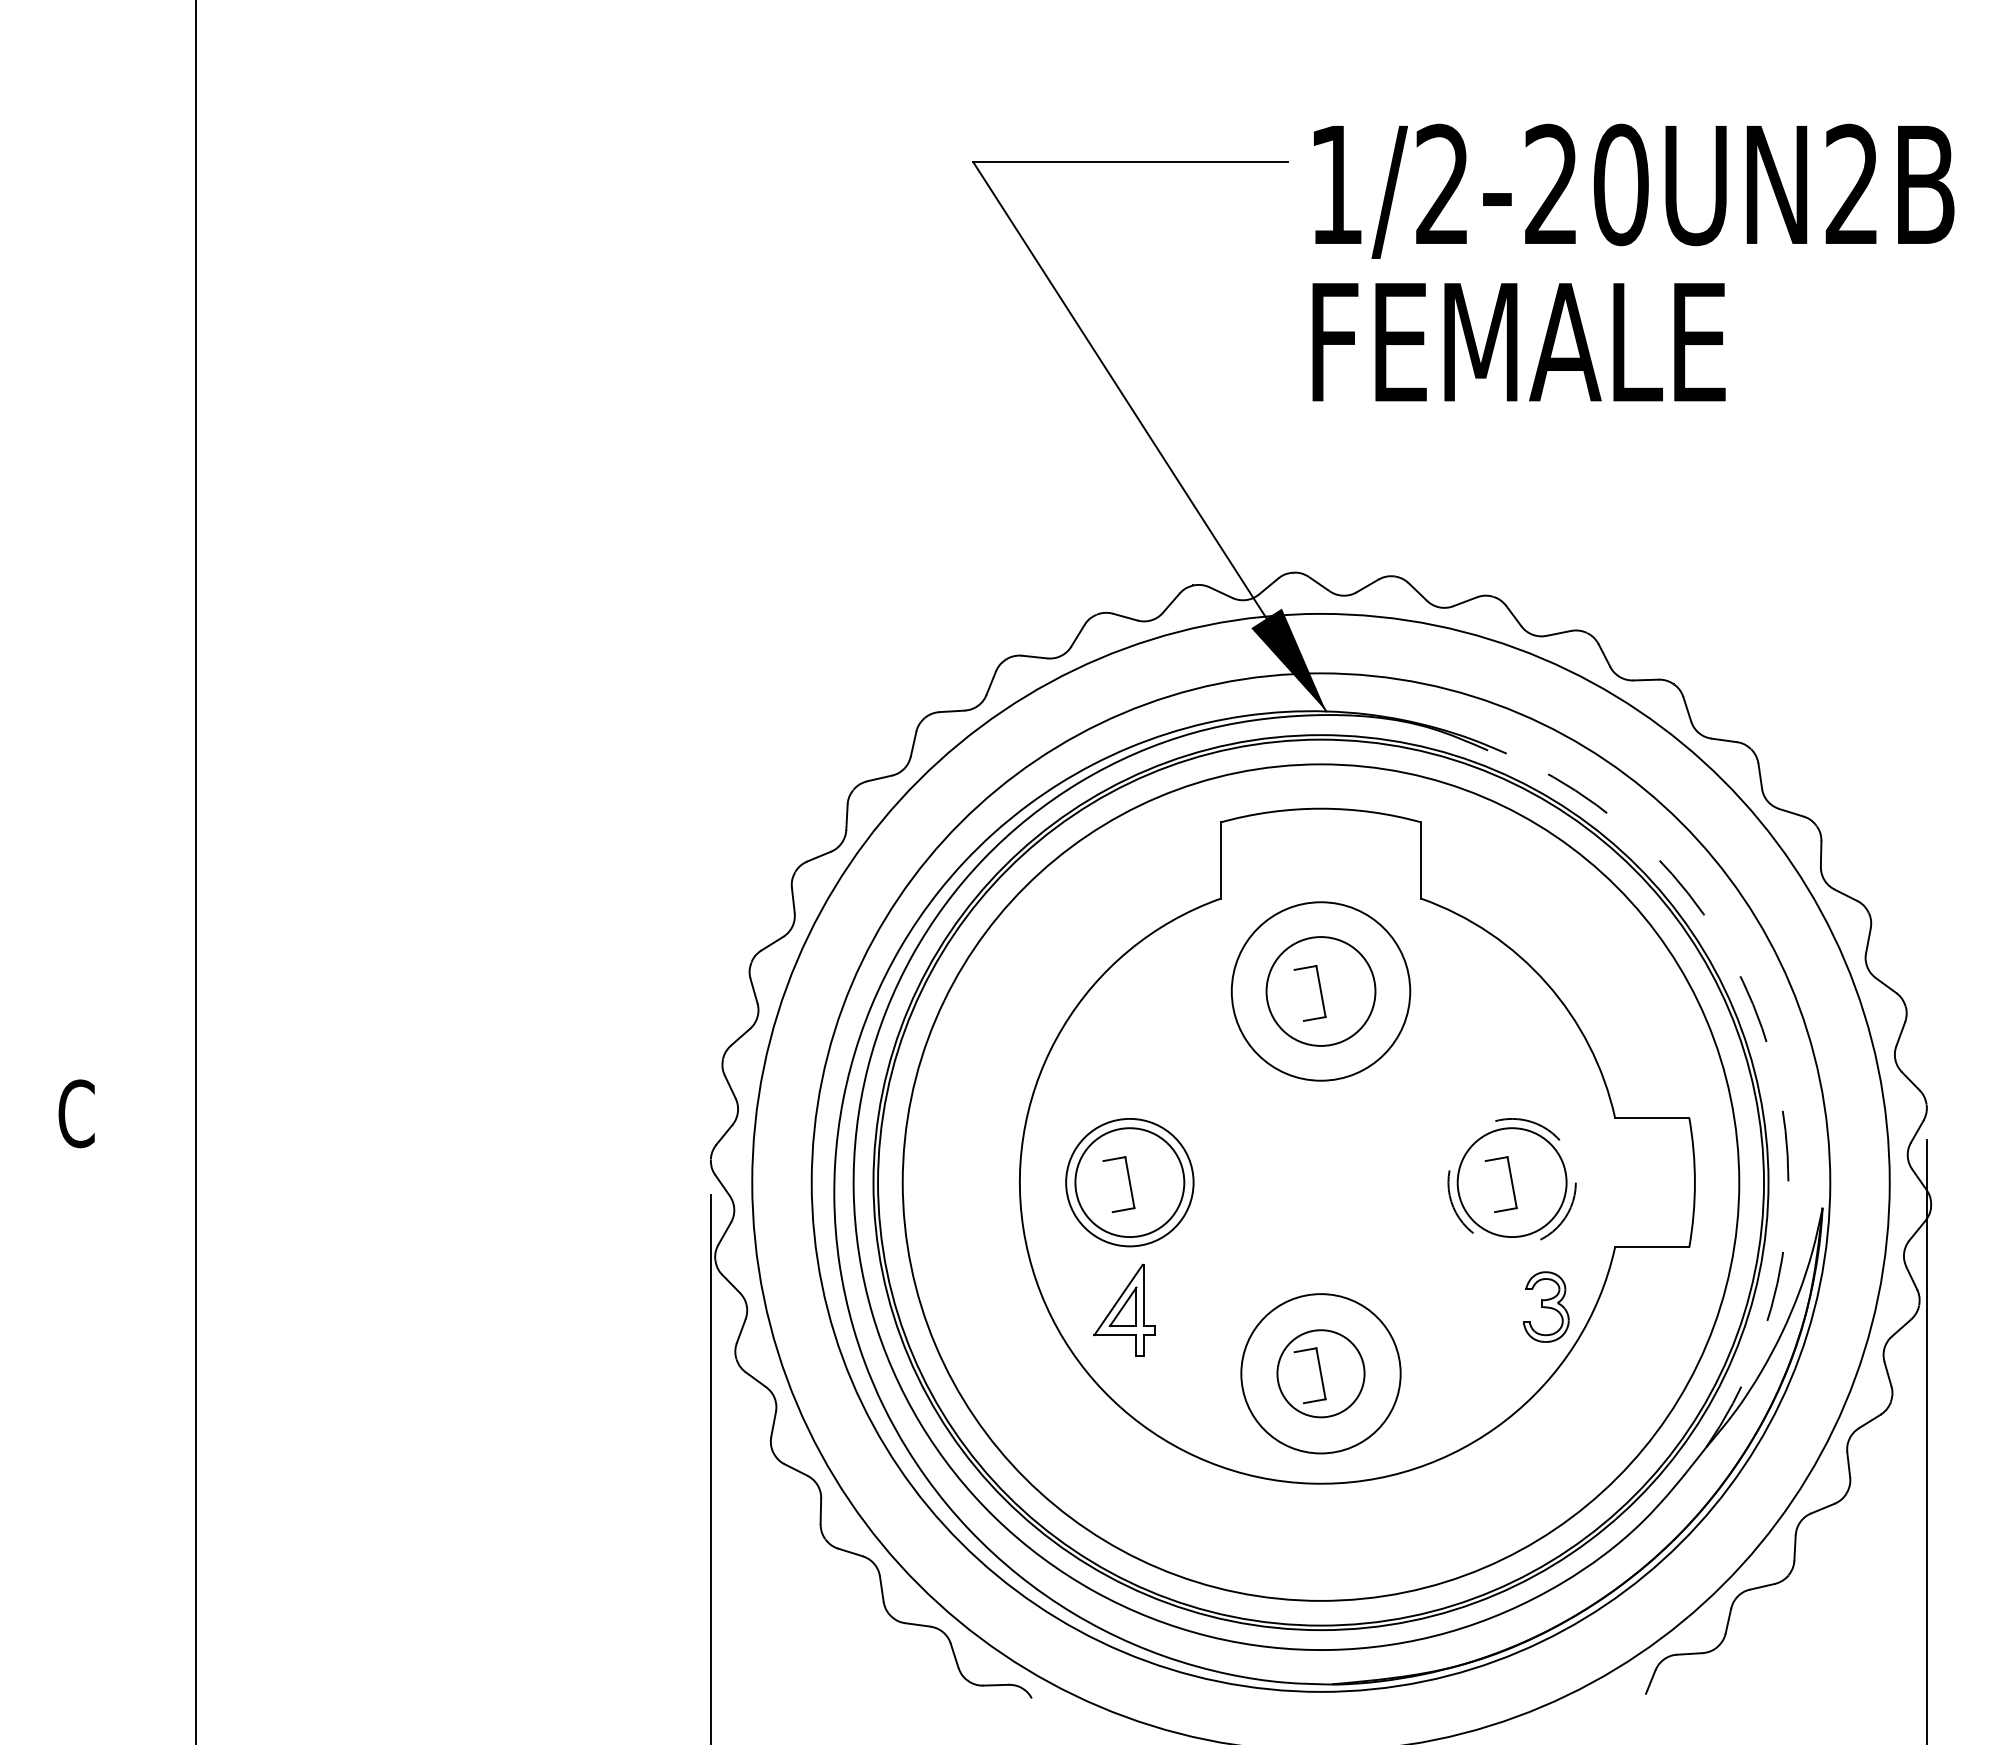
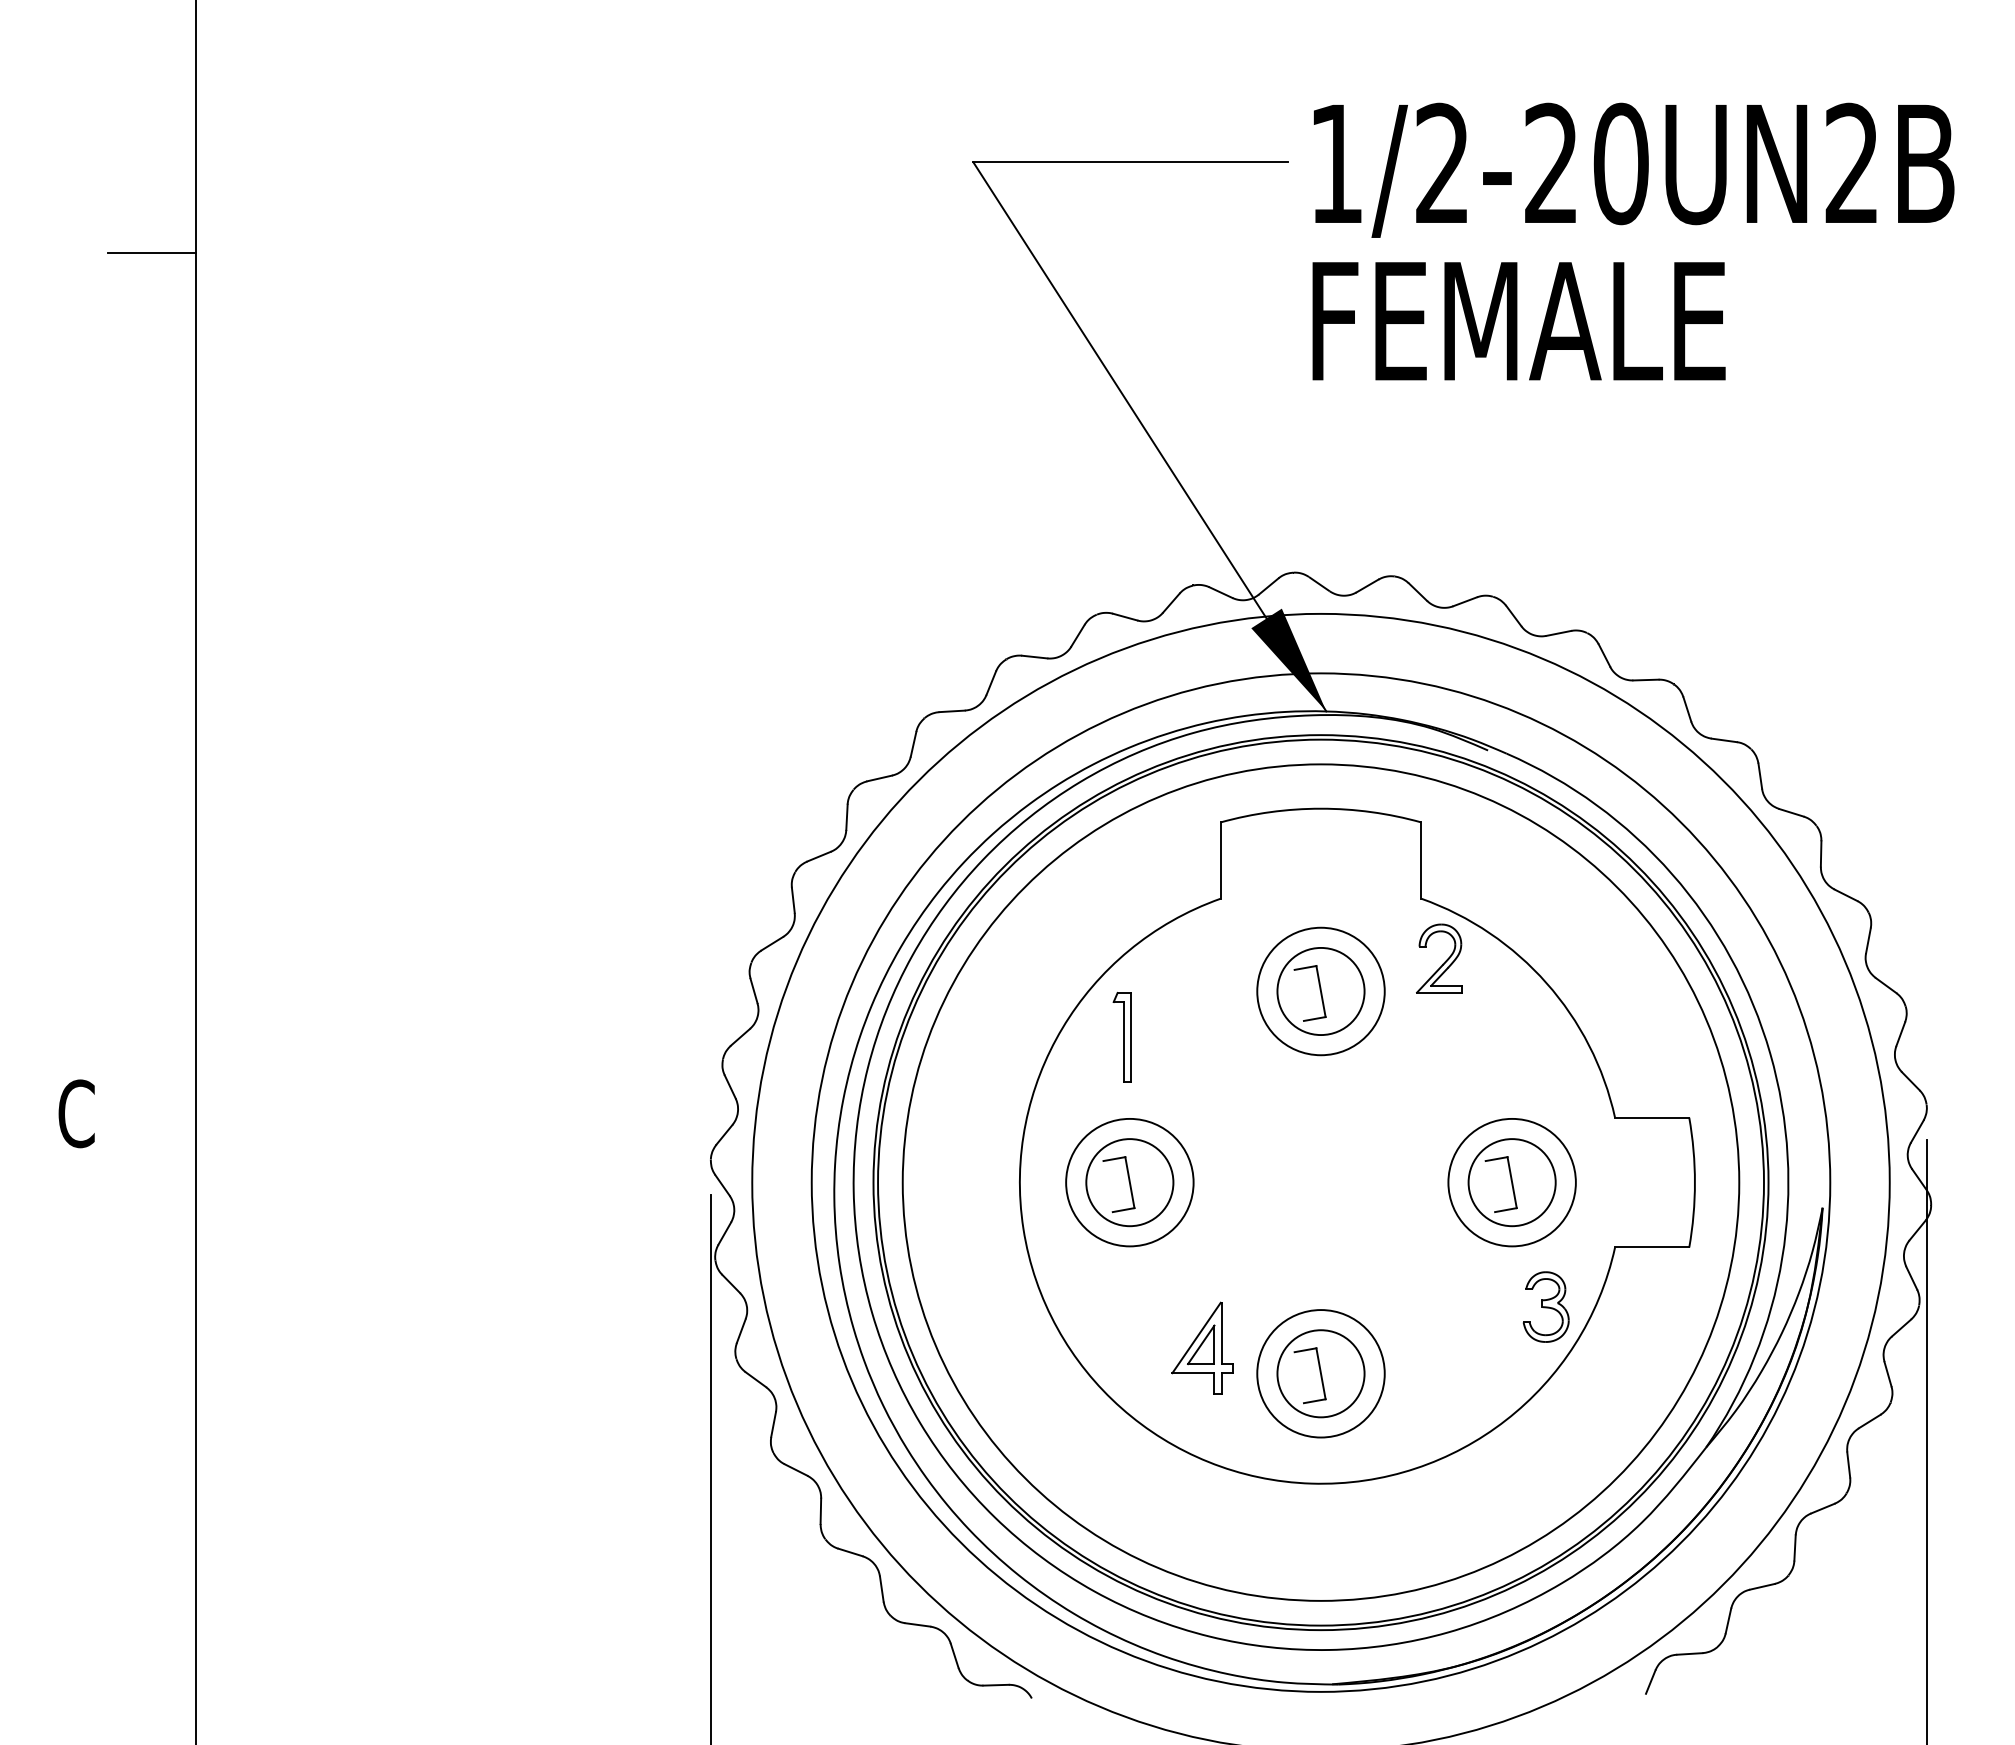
line: none -> present (151, 252)
text position: (1633, 262) -> (1633, 241) (1633, 241)
part: none -> present (1439, 958)
circle diameter: 109 px -> 87 px (1320, 991)
circle diameter: 178 px -> 127 px (1320, 991)
part: none -> present (1121, 1037)
arc: dashed -> solid (1770, 1053)
circle diameter: 109 px -> 87 px (1129, 1182)
circle diameter: 109 px -> 87 px (1511, 1182)
circle: dashed -> solid (1511, 1182)
part position: (1124, 1309) -> (1202, 1347) (1202, 1347)
circle diameter: 159 px -> 127 px (1320, 1373)
